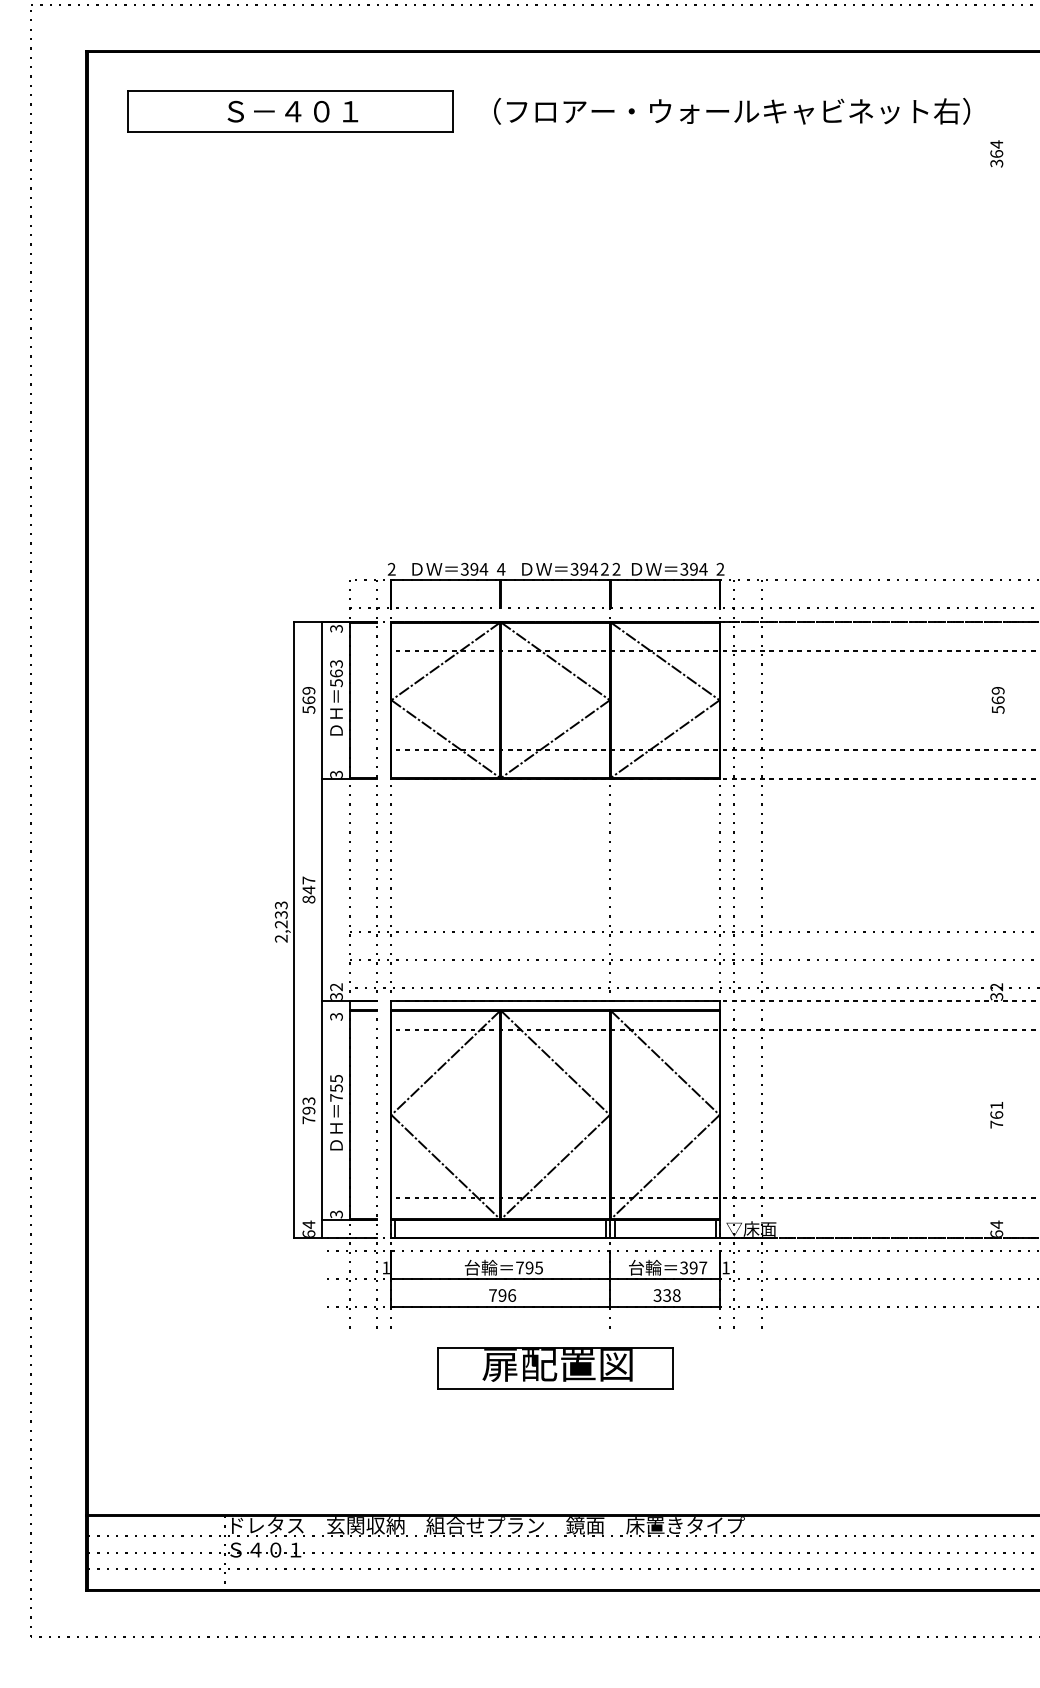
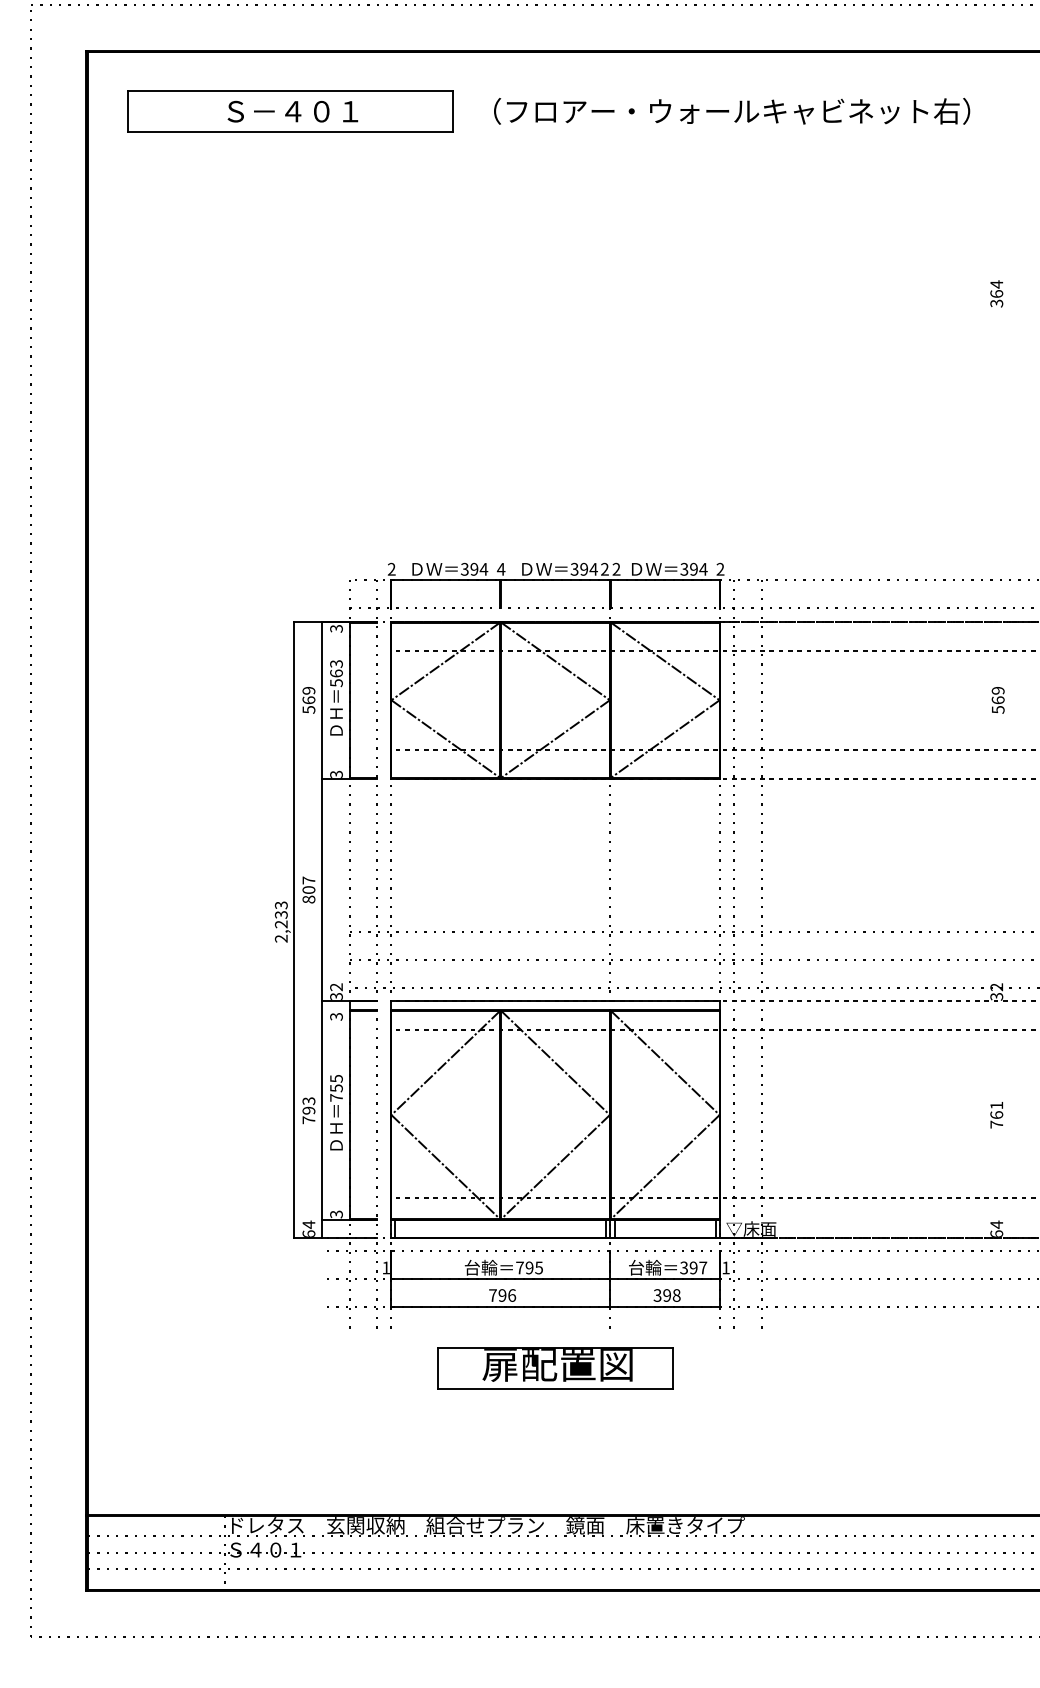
text position: (996, 153) -> (996, 293) (996, 293)
text: 847 -> 807 (308, 889)
text: 338 -> 398 (666, 1295)
